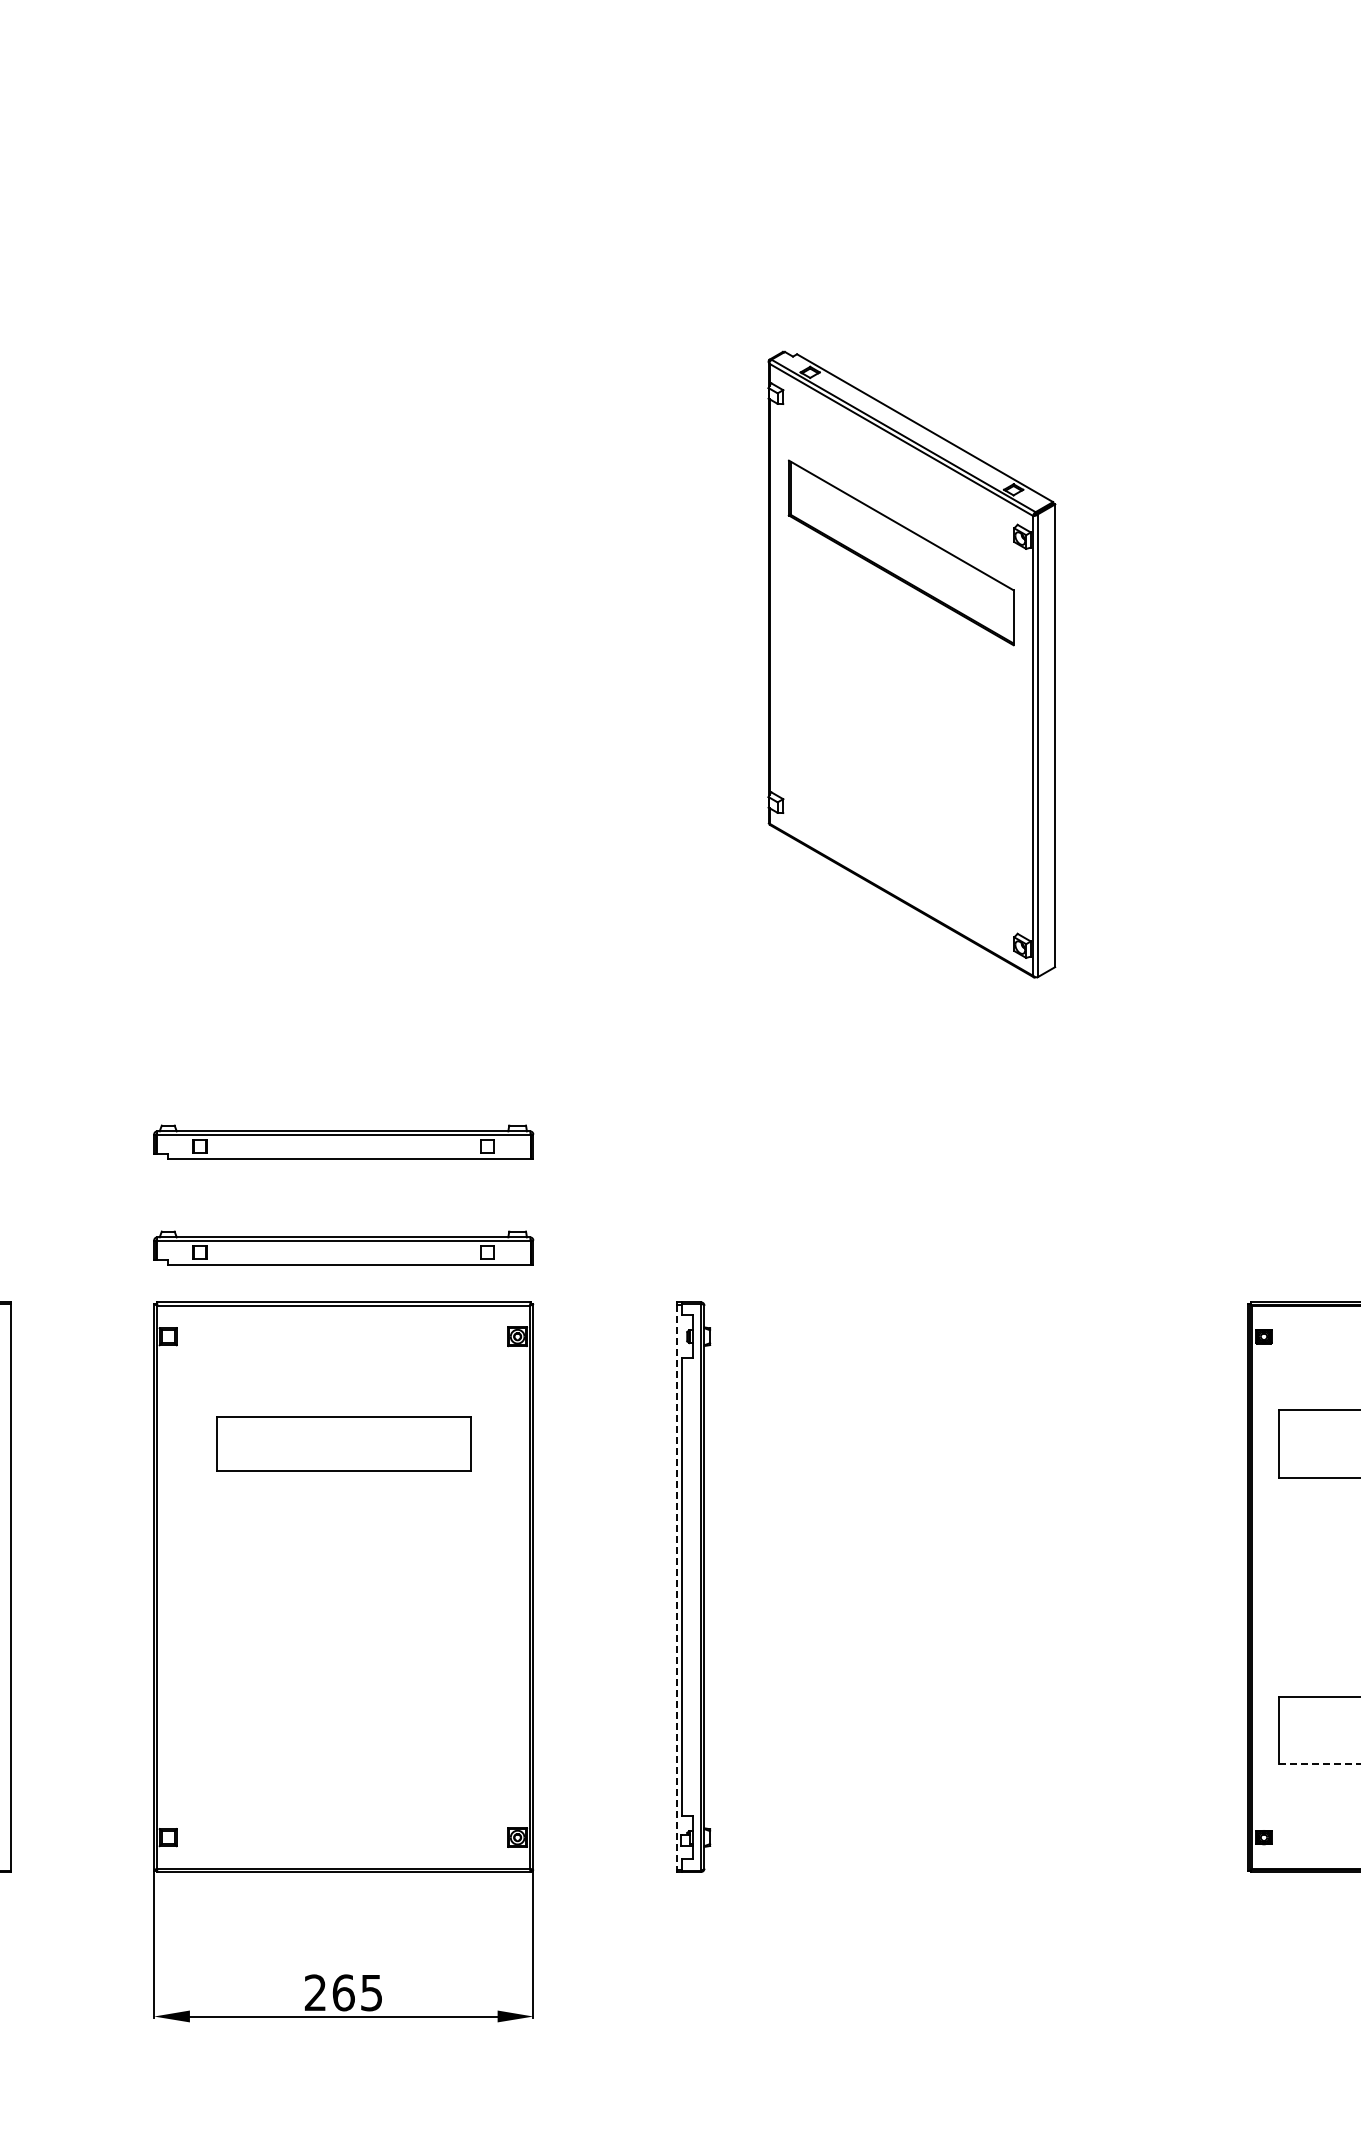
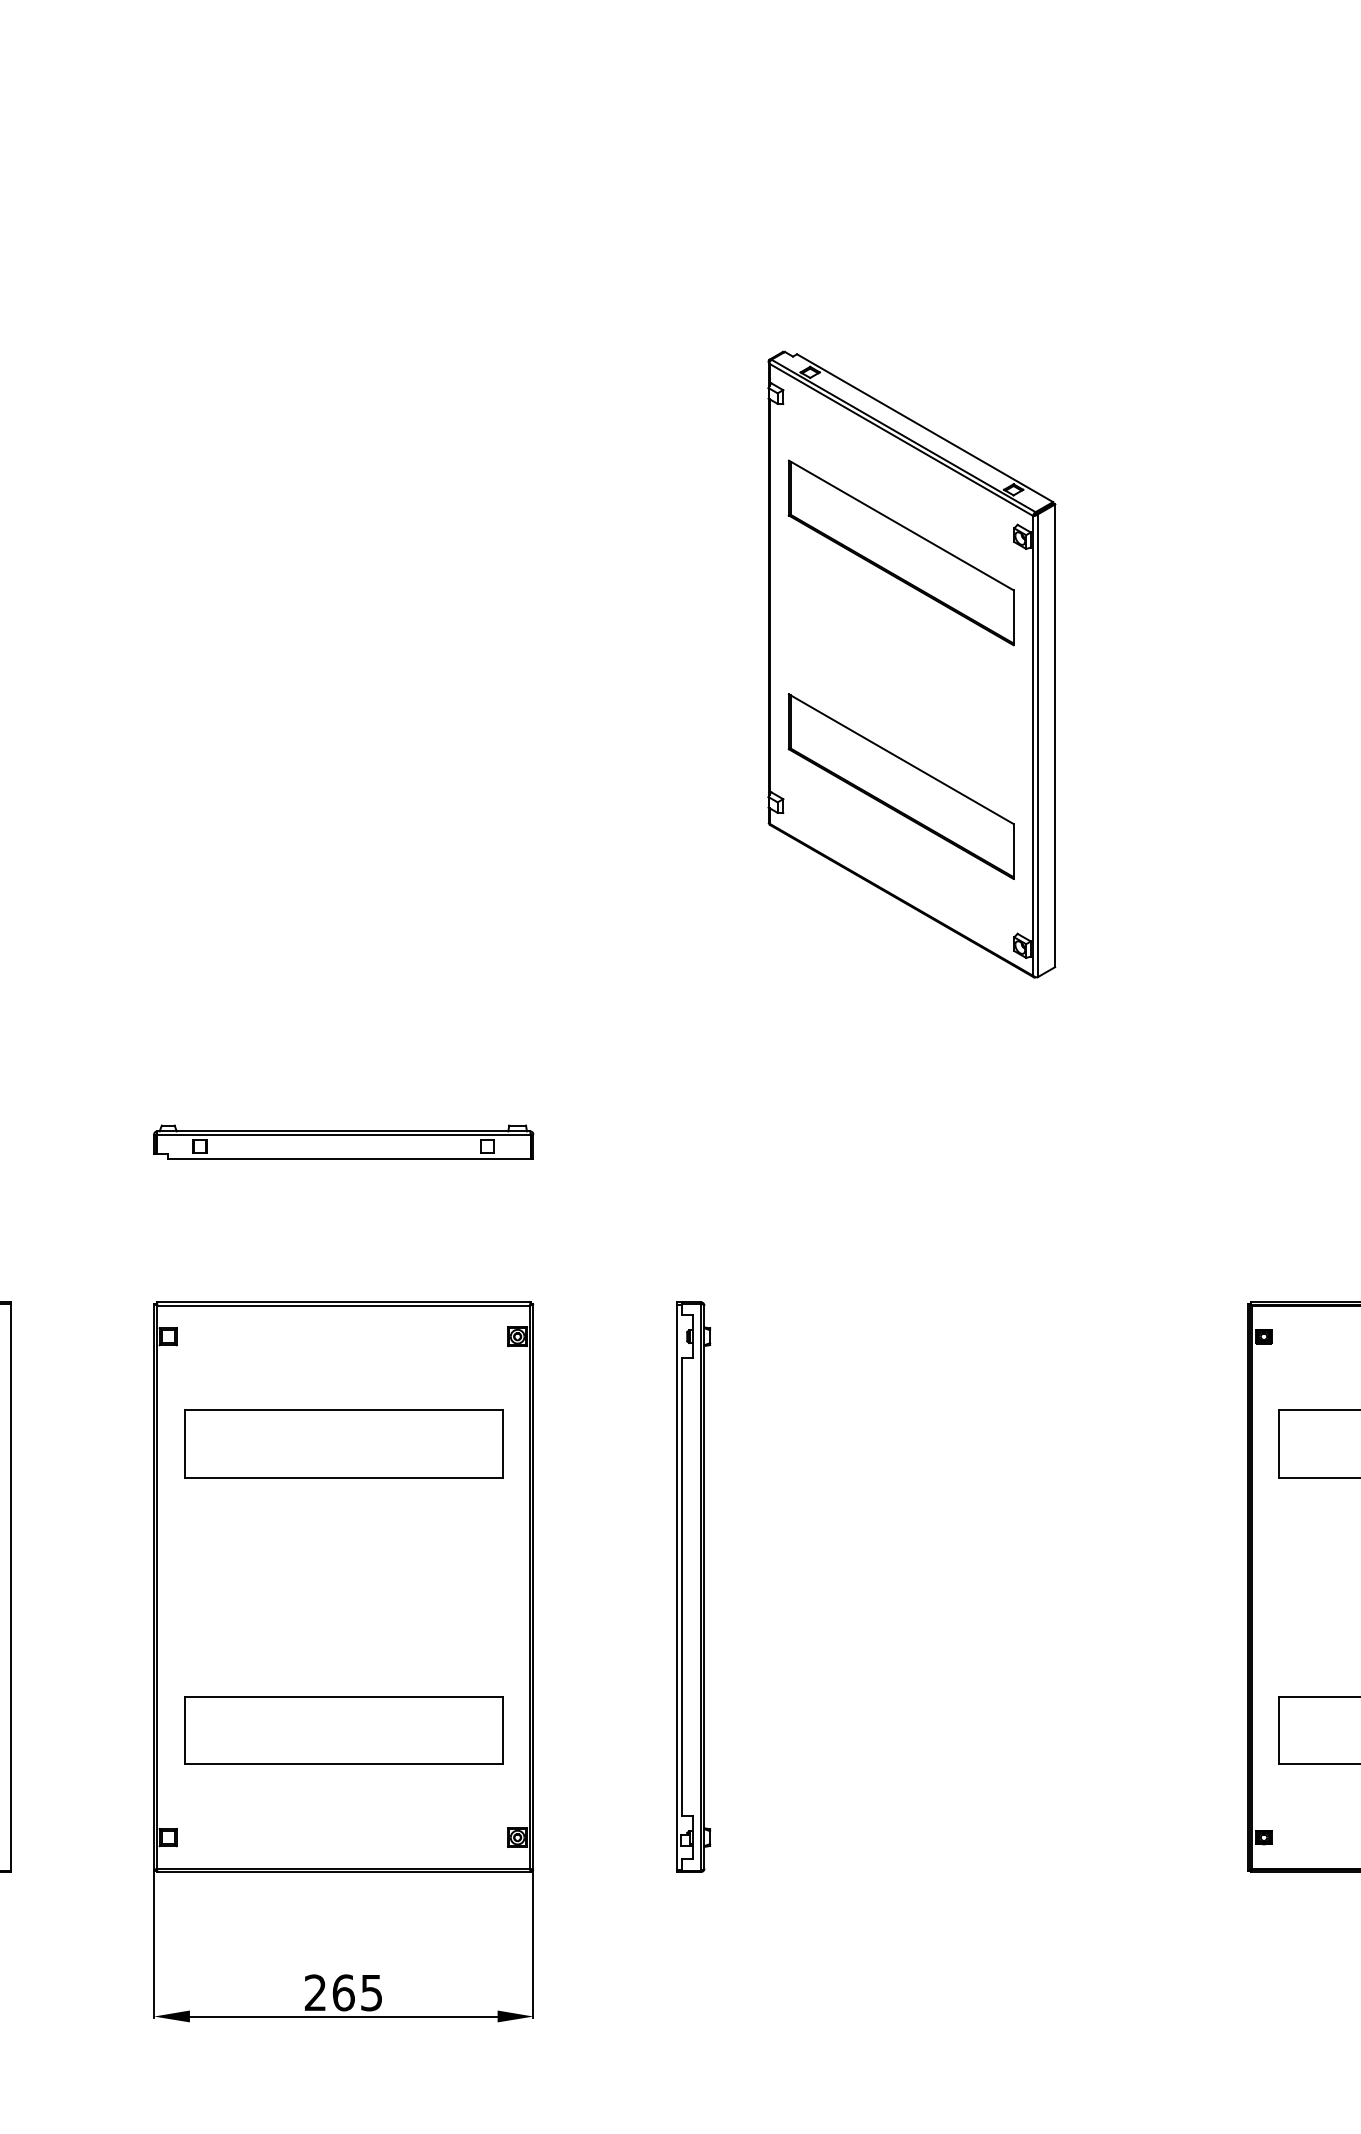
part: none -> present (900, 786)
part: present -> none (343, 1247)
part size: 256x56 px -> 320x70 px (343, 1443)
line: dashed -> solid (676, 1587)
part: none -> present (343, 1730)
line: dashed -> solid (1320, 1763)
